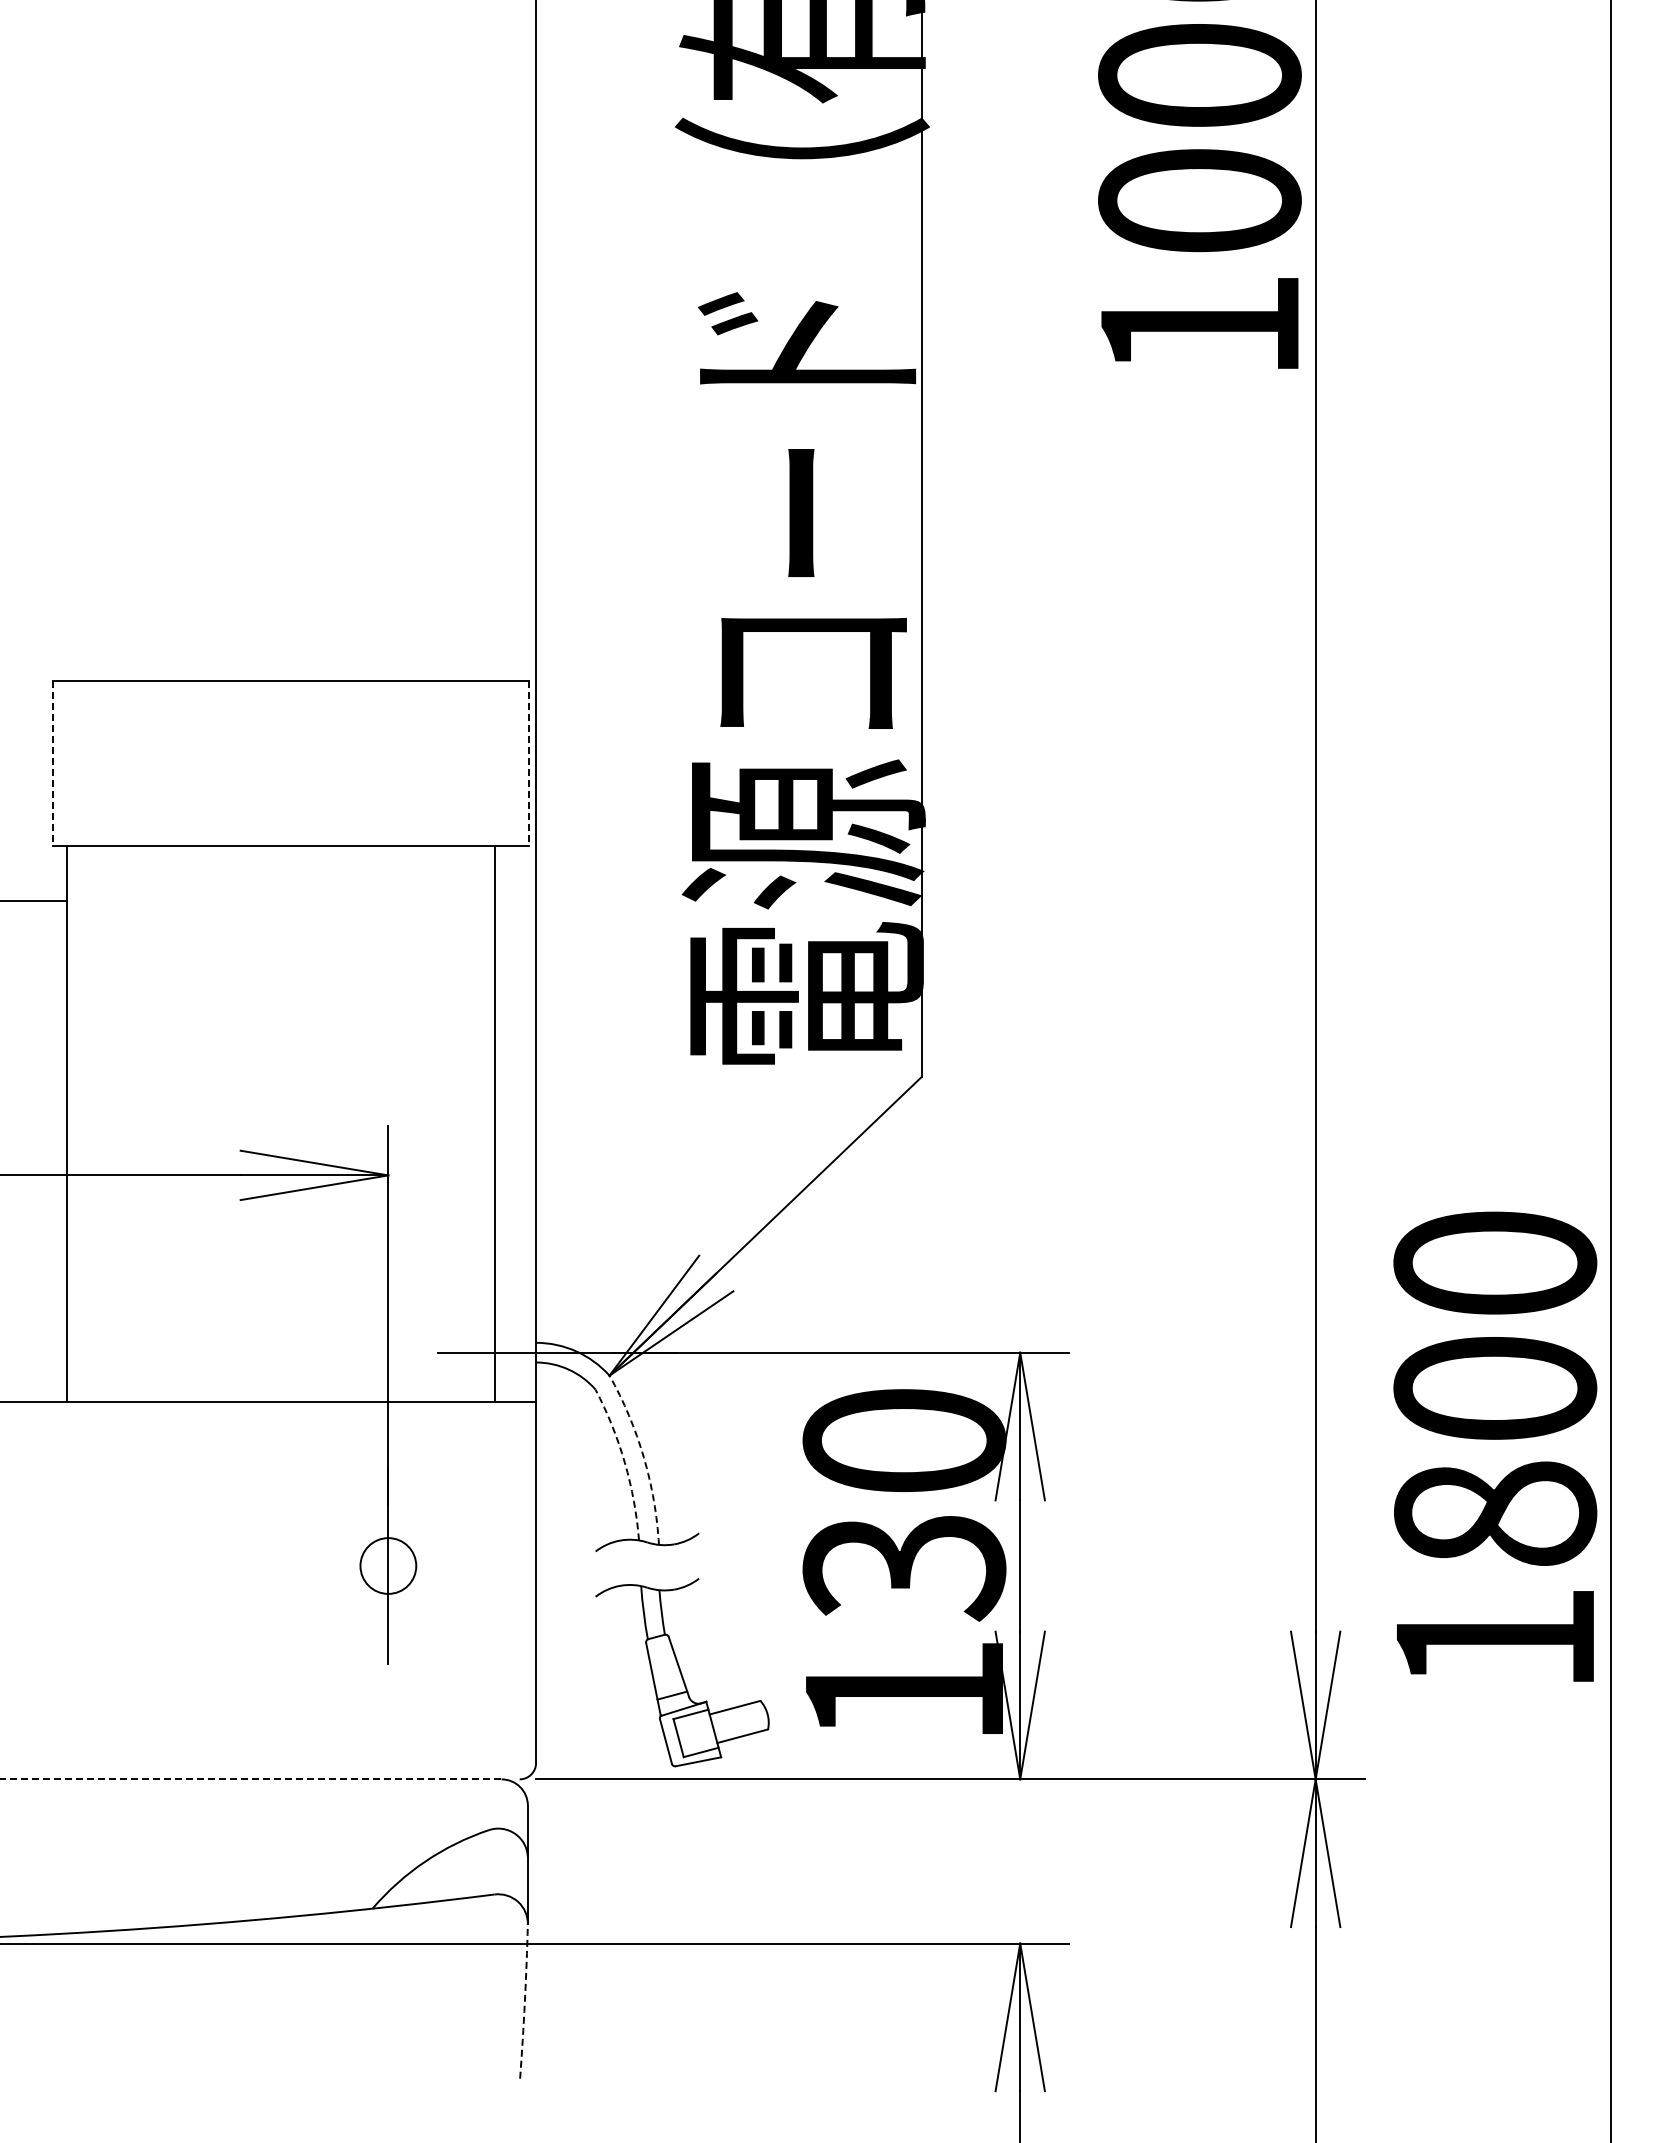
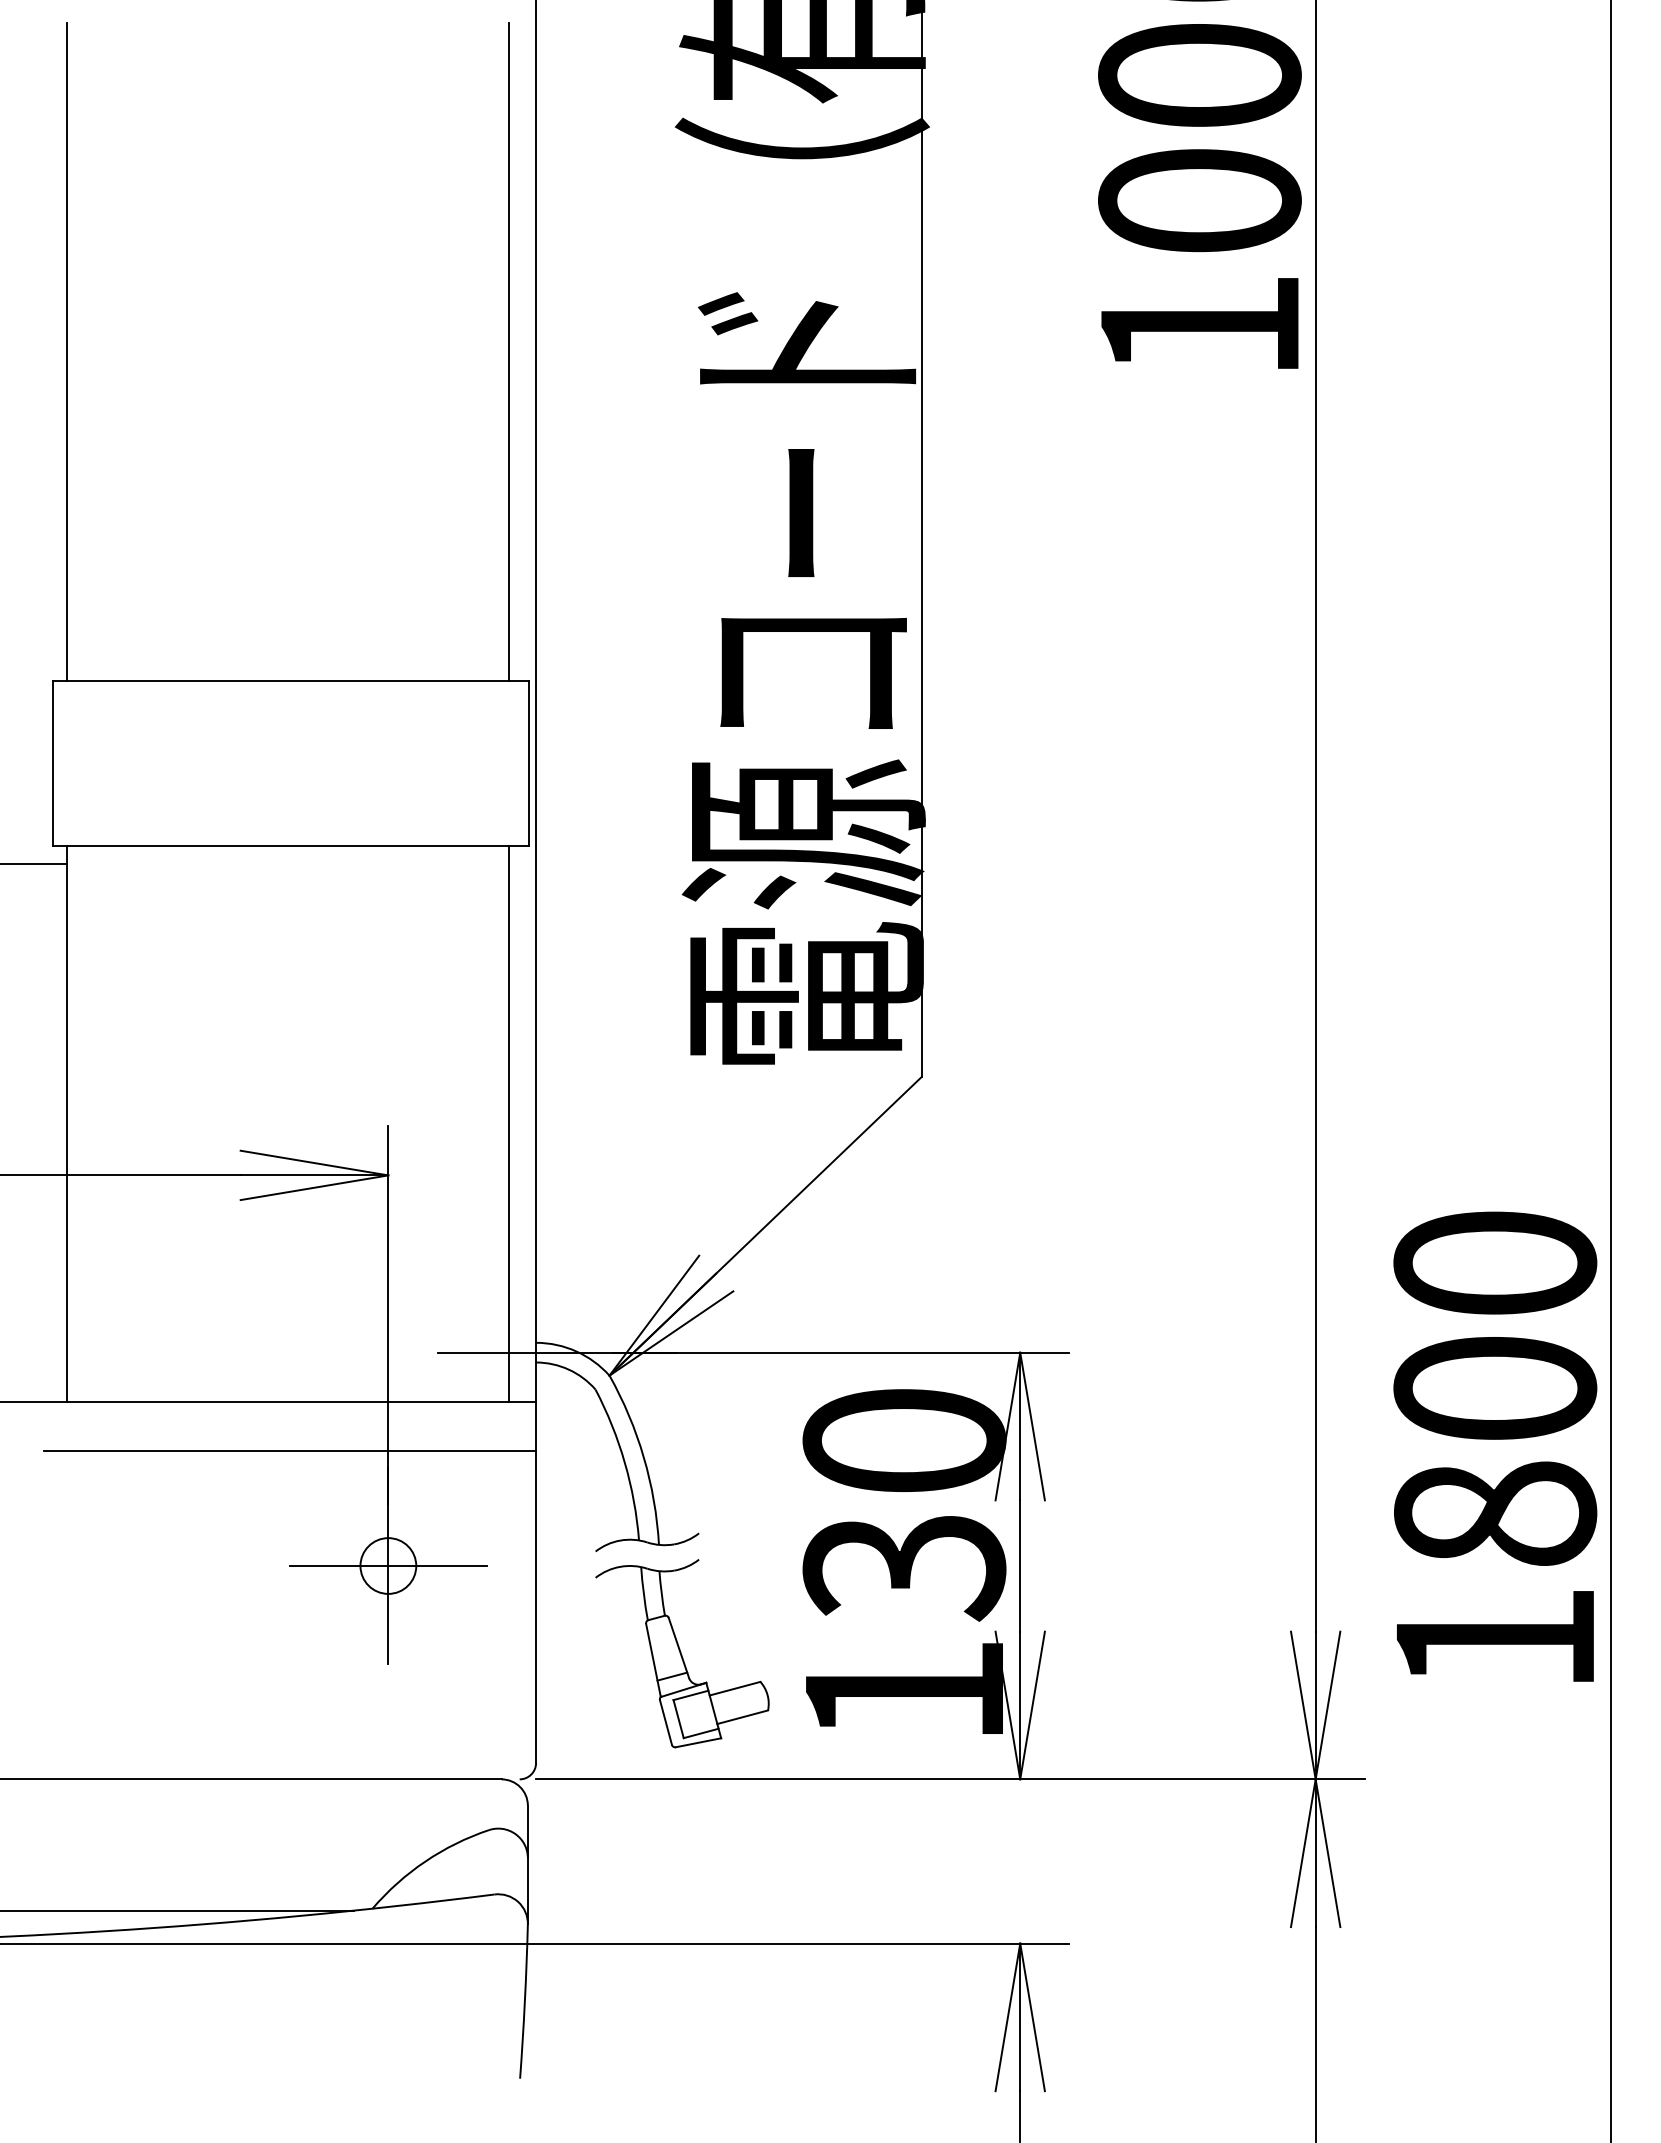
line: none -> present (66, 352)
line: none -> present (509, 352)
line: dashed -> solid (52, 763)
line: dashed -> solid (528, 763)
line position: (34, 901) -> (34, 864) (34, 864)
line position: (495, 1123) -> (509, 1123) (509, 1123)
line: none -> present (289, 1451)
arc: dashed -> solid (643, 1457)
arc: dashed -> solid (624, 1462)
line: none -> present (387, 1566)
part position: (682, 1672) -> (682, 1653) (682, 1653)
line: dashed -> solid (251, 1779)
line: none -> present (177, 1910)
arc: dashed -> solid (524, 2001)
